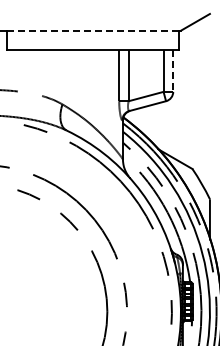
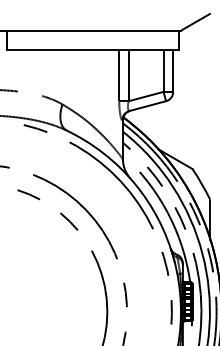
line: dashed -> solid (92, 30)
line: dashed -> solid (173, 70)
